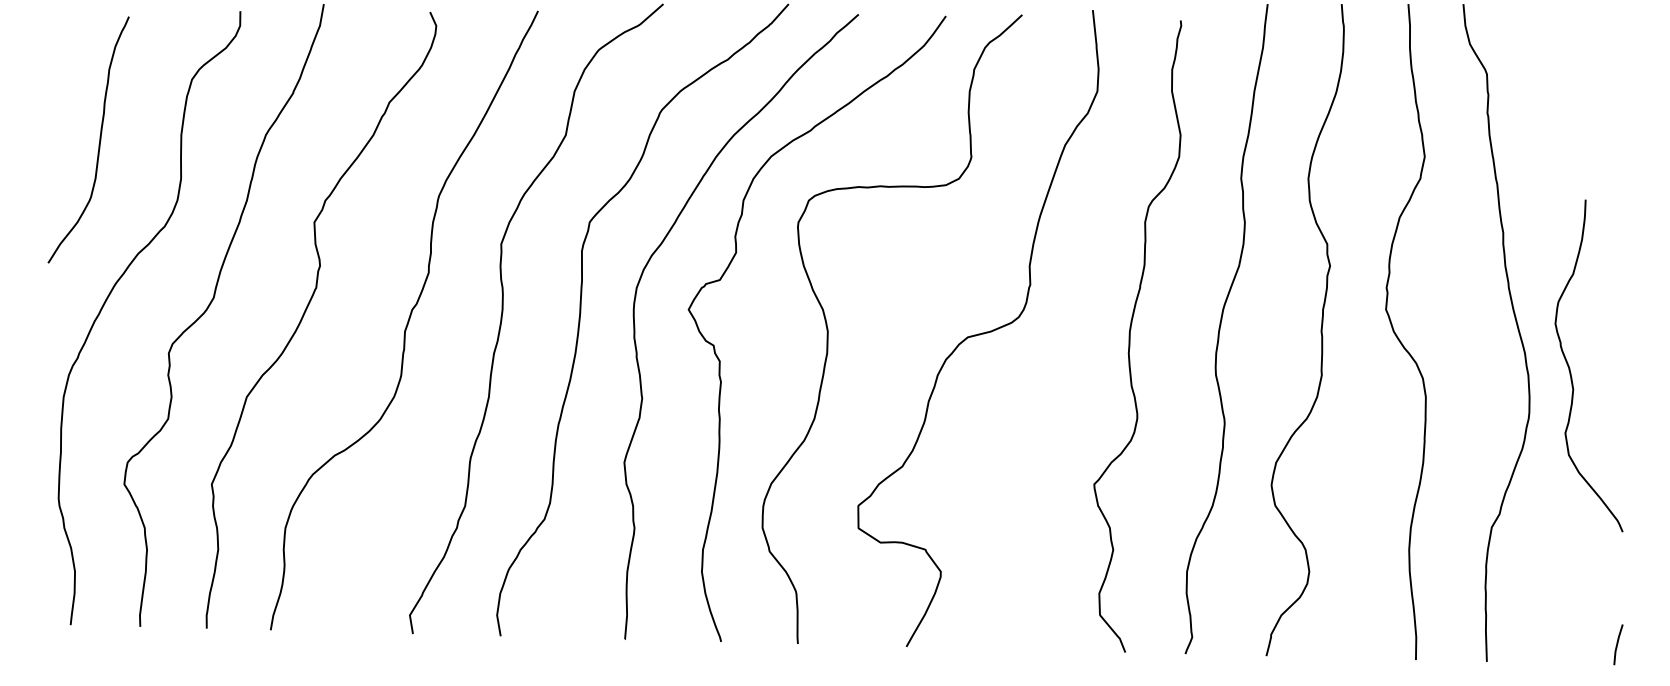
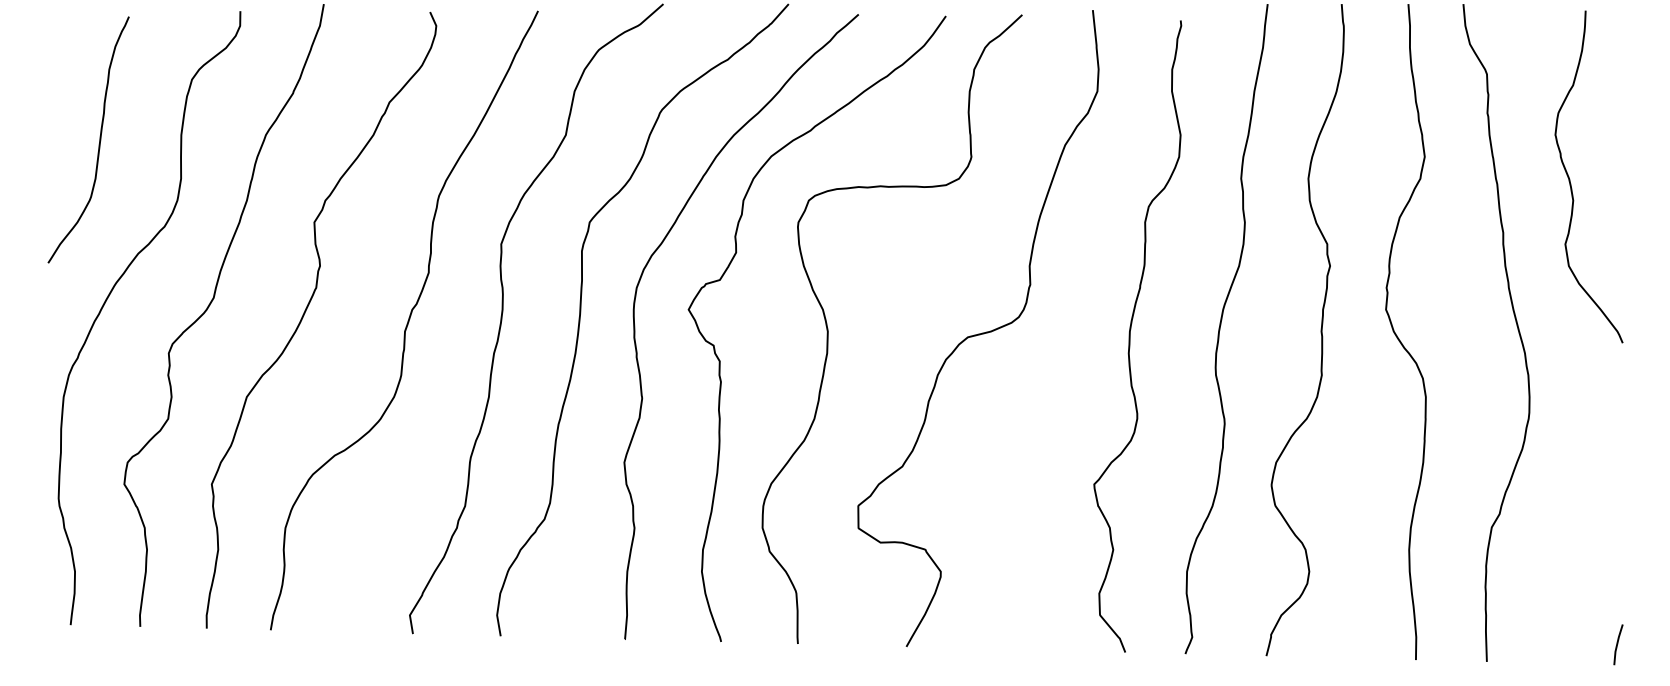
curve position: (1570, 368) -> (1570, 179) (1570, 179)
